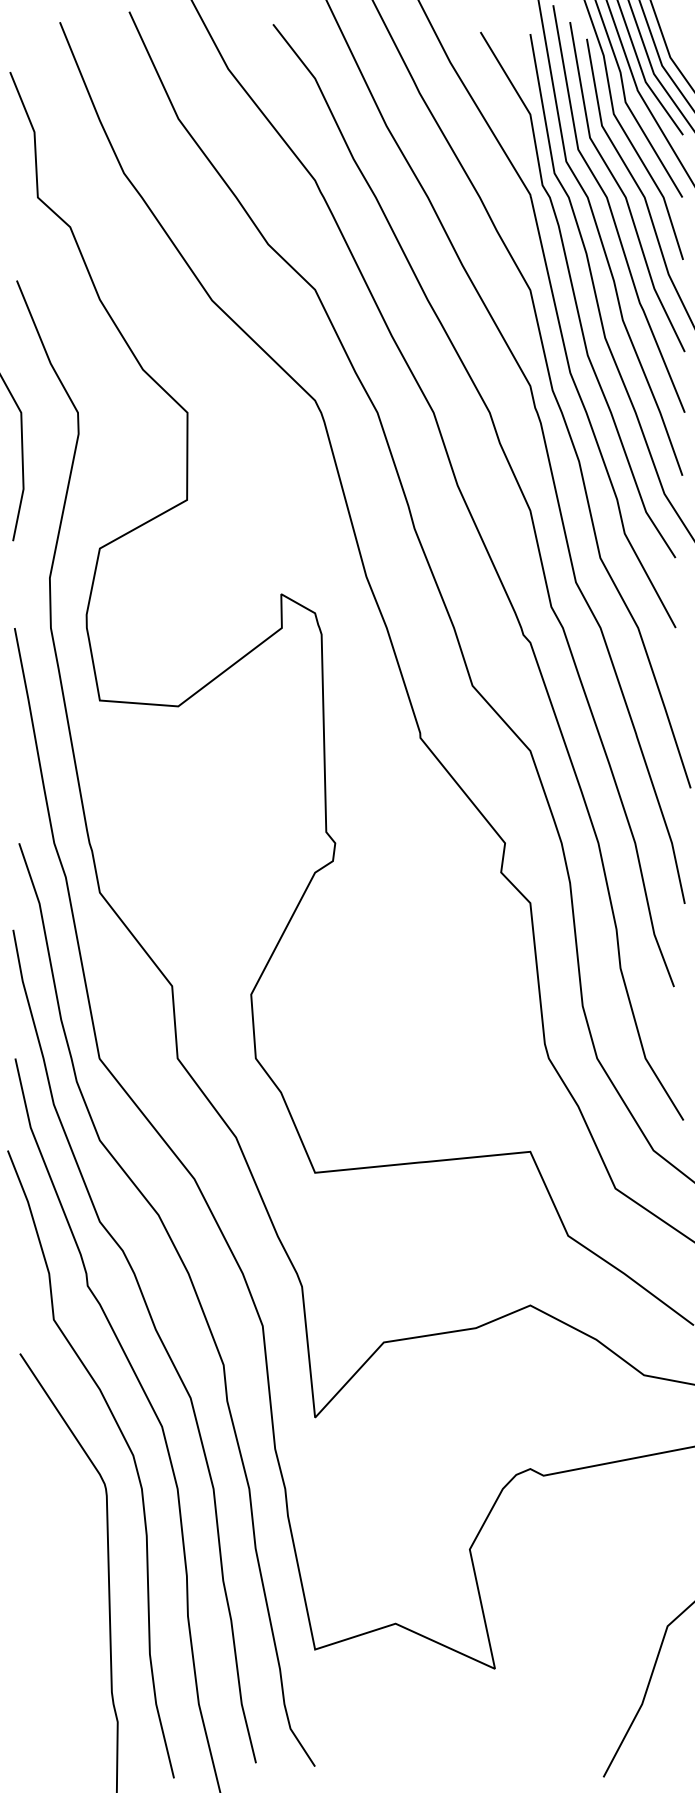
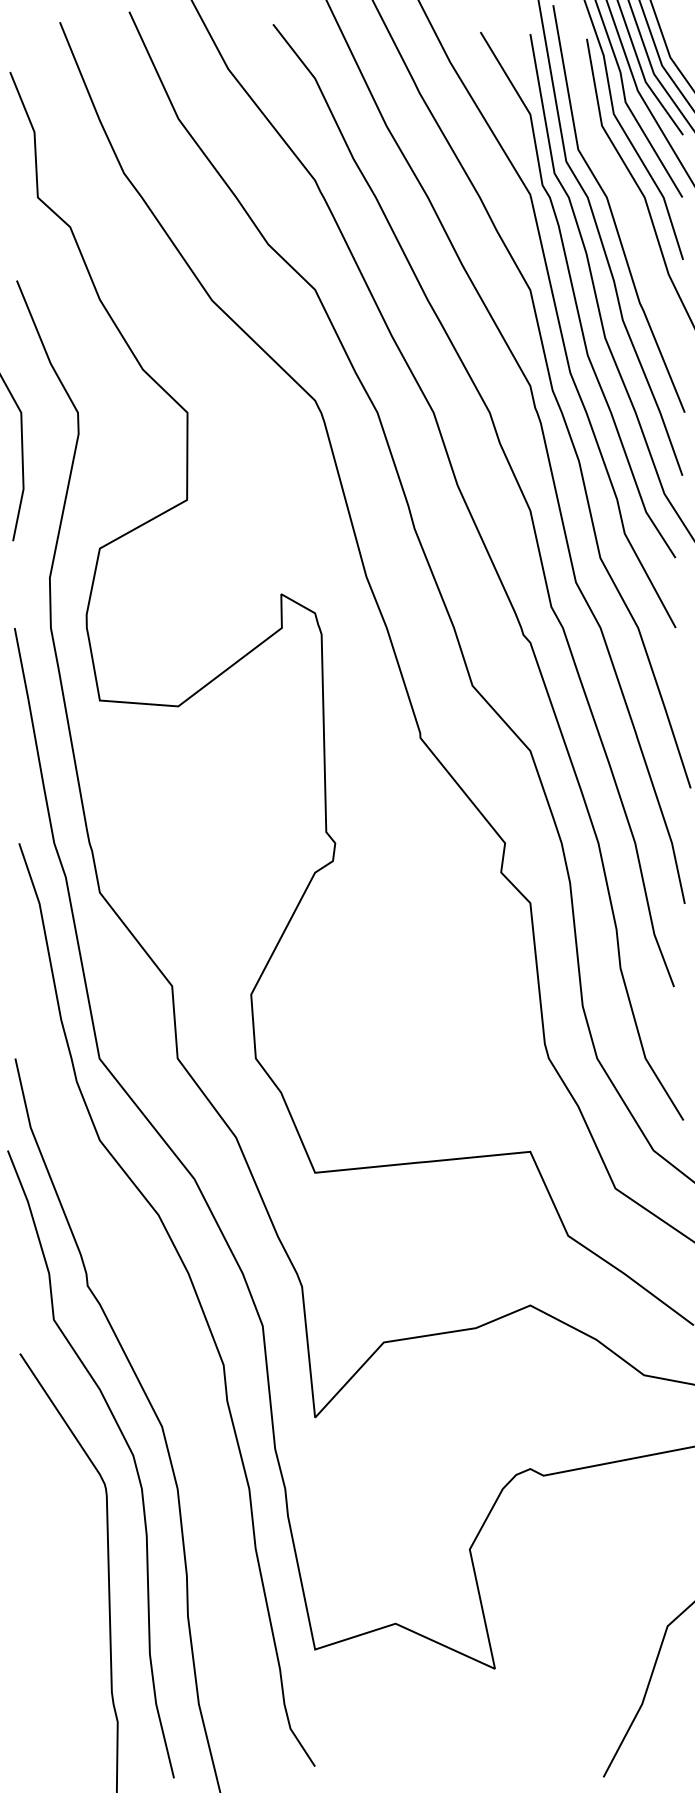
line: present -> none (622, 189)
curve: present -> none (157, 1335)
